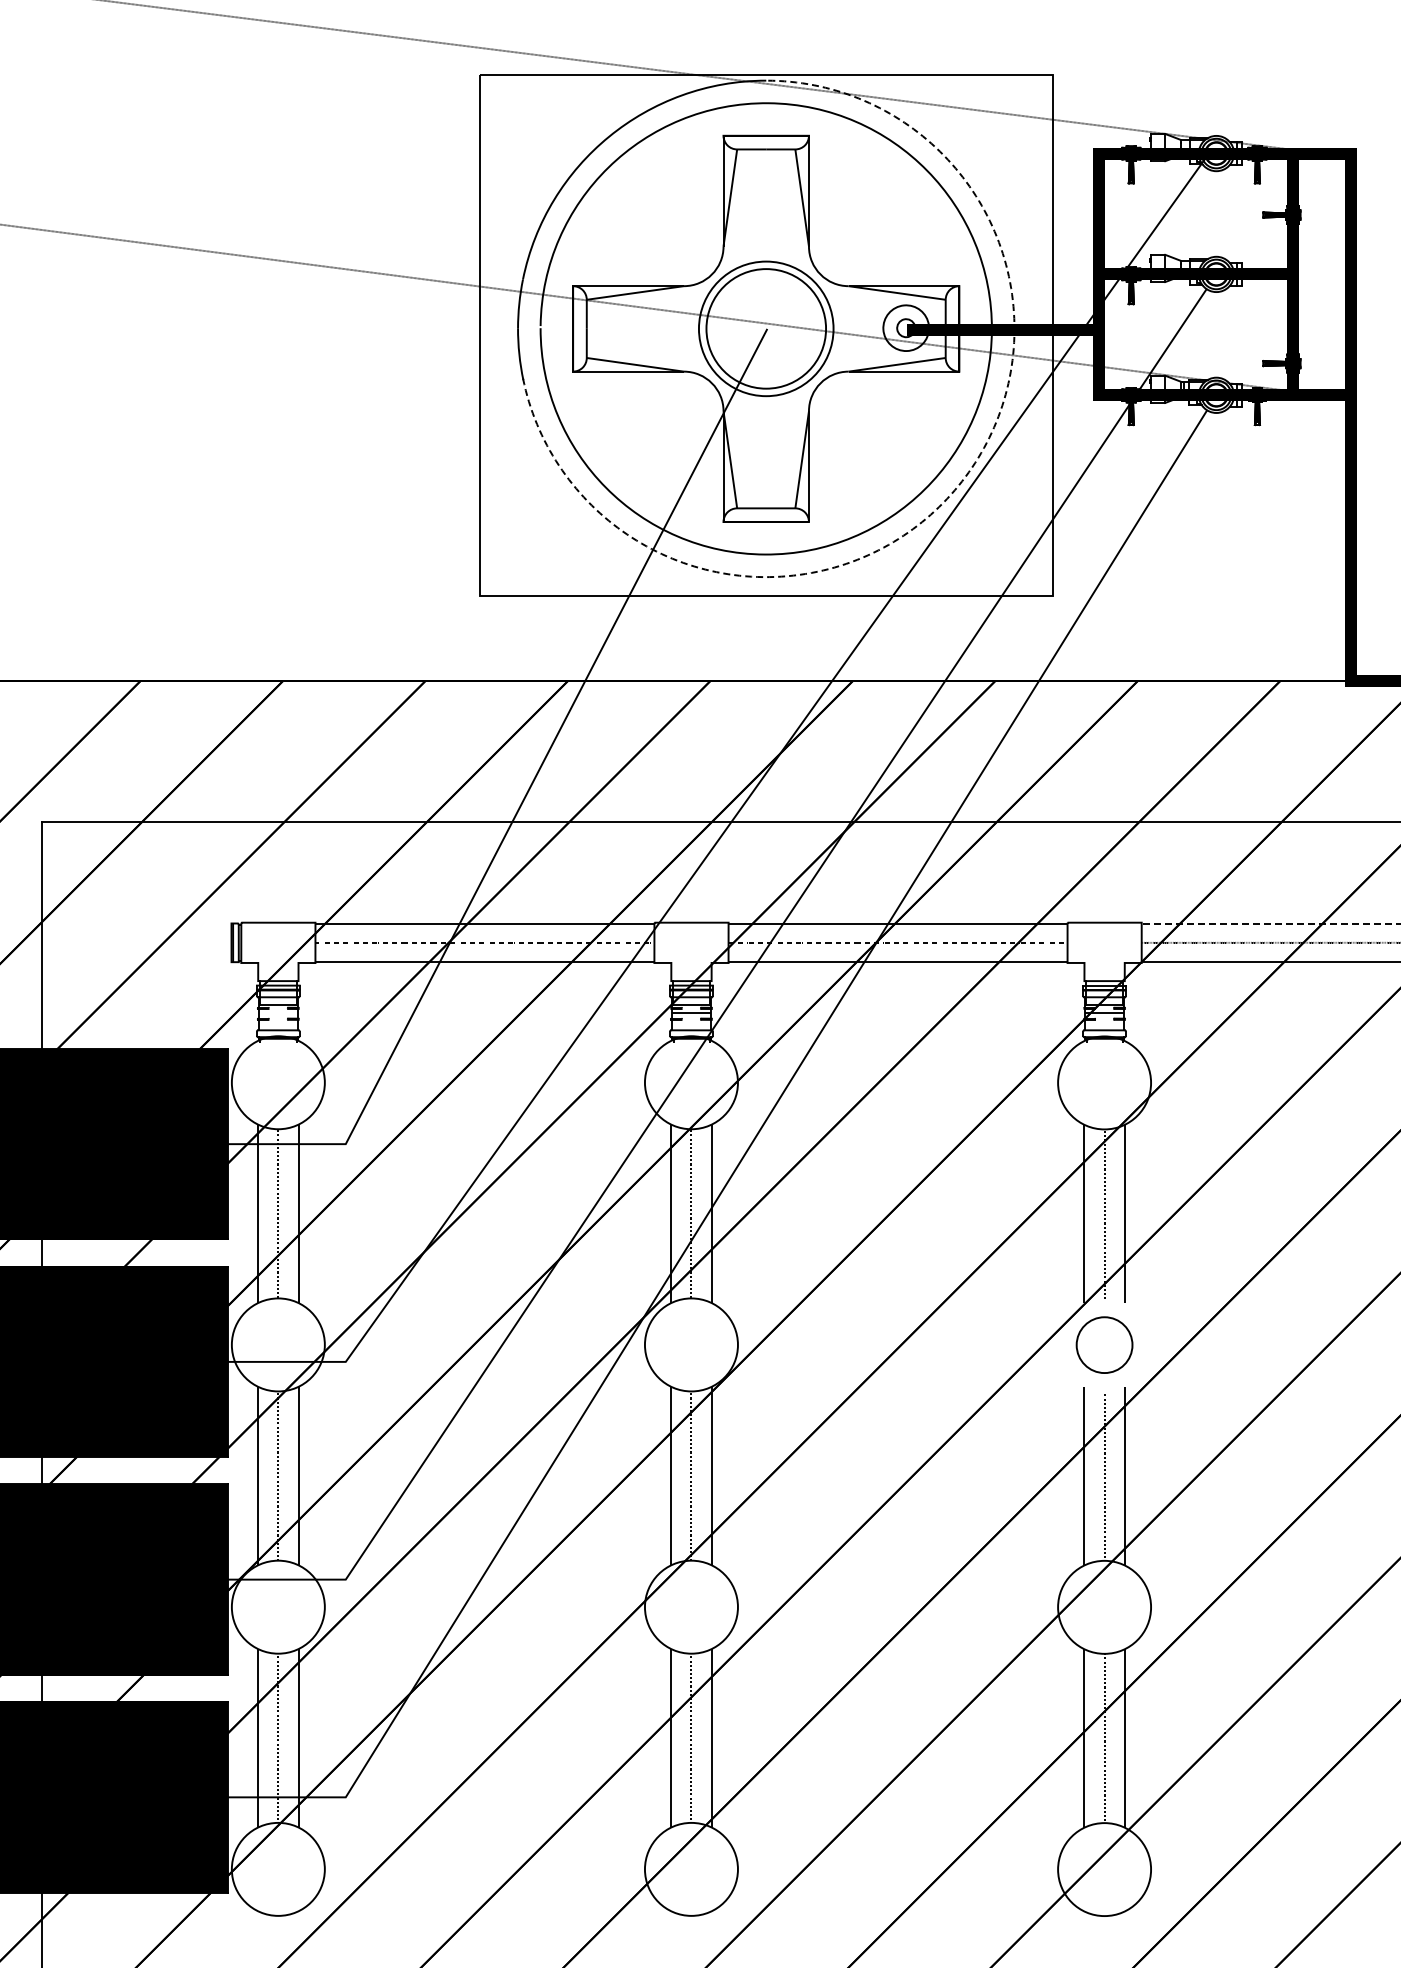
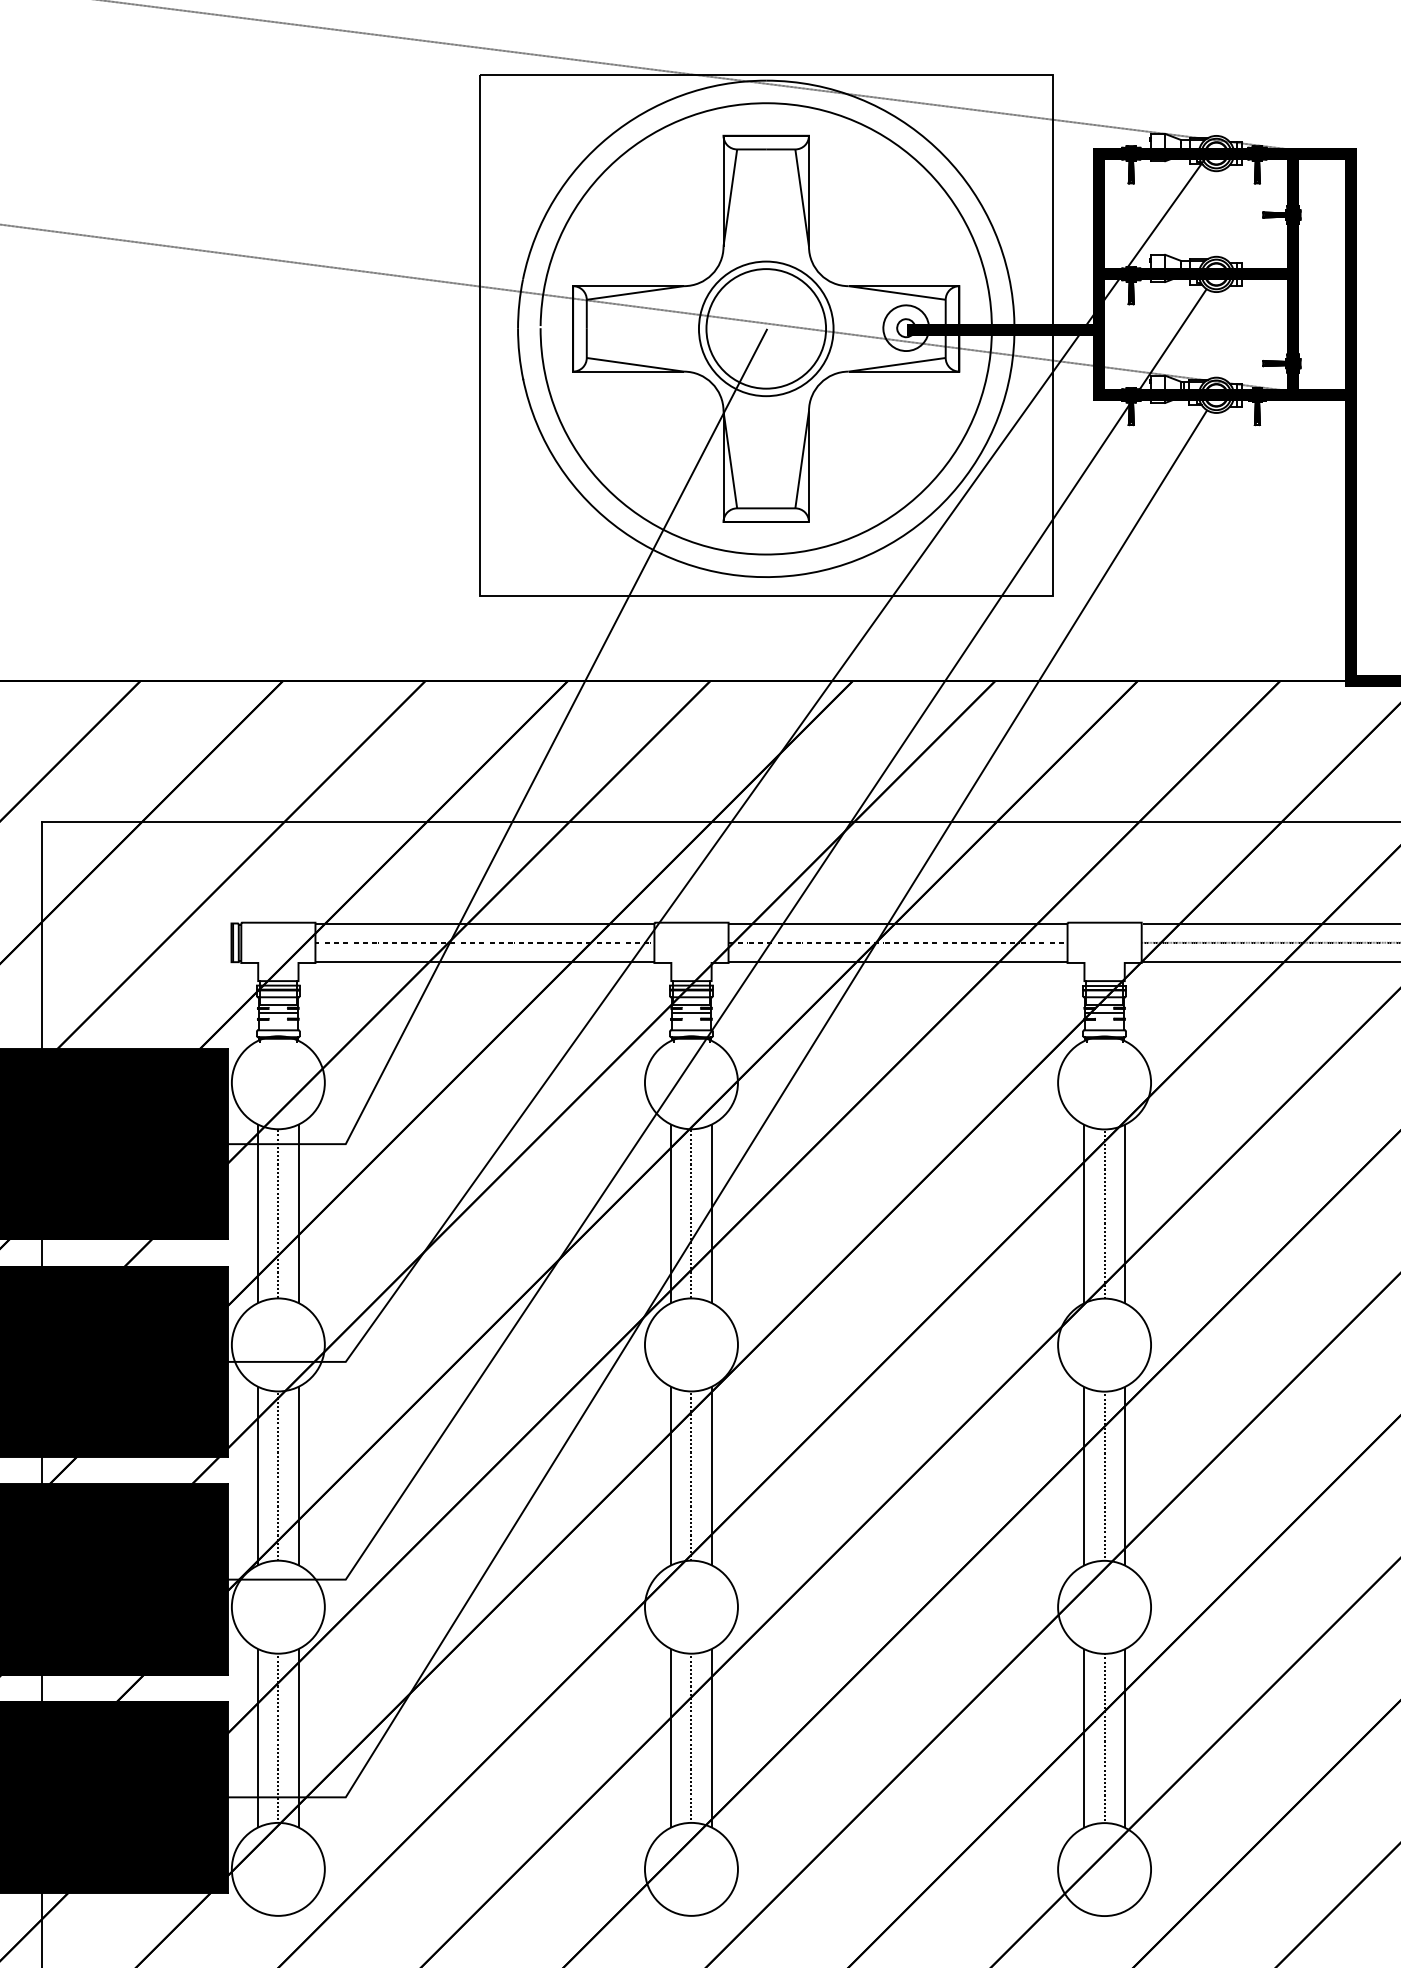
arc: dashed -> solid (958, 485)
line: dashed -> solid (1271, 924)
line: none -> present (278, 1013)
circle diameter: 56 px -> 93 px (1104, 1344)
